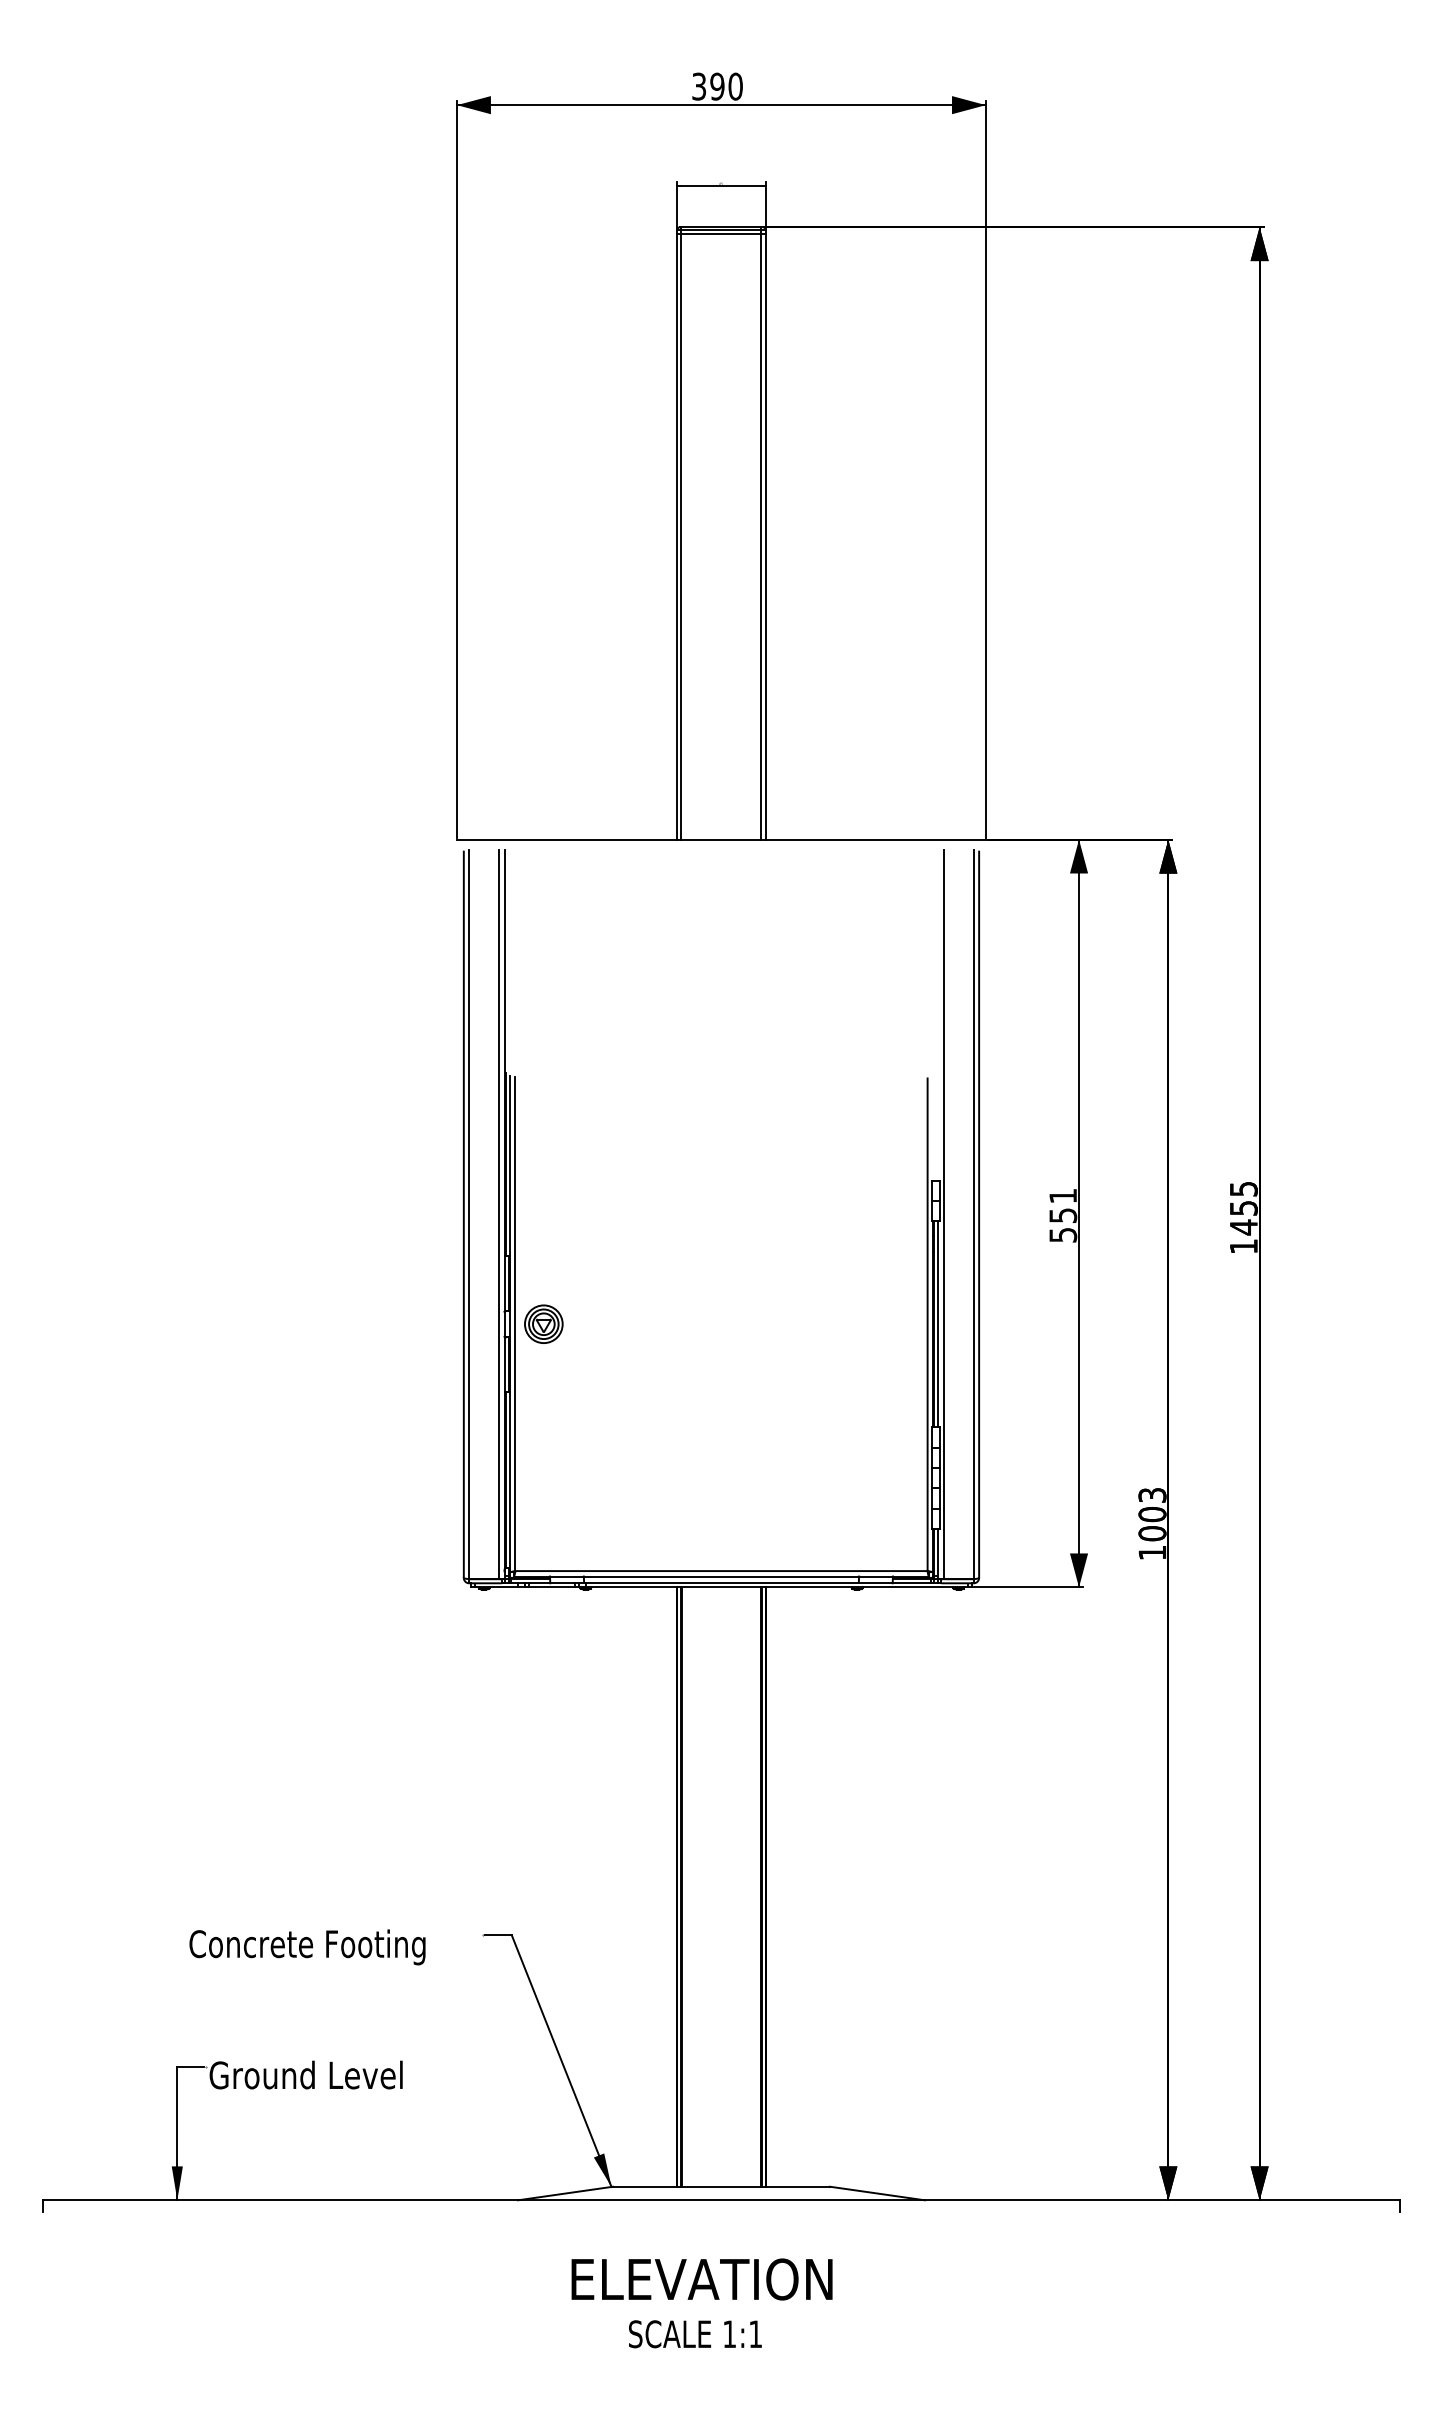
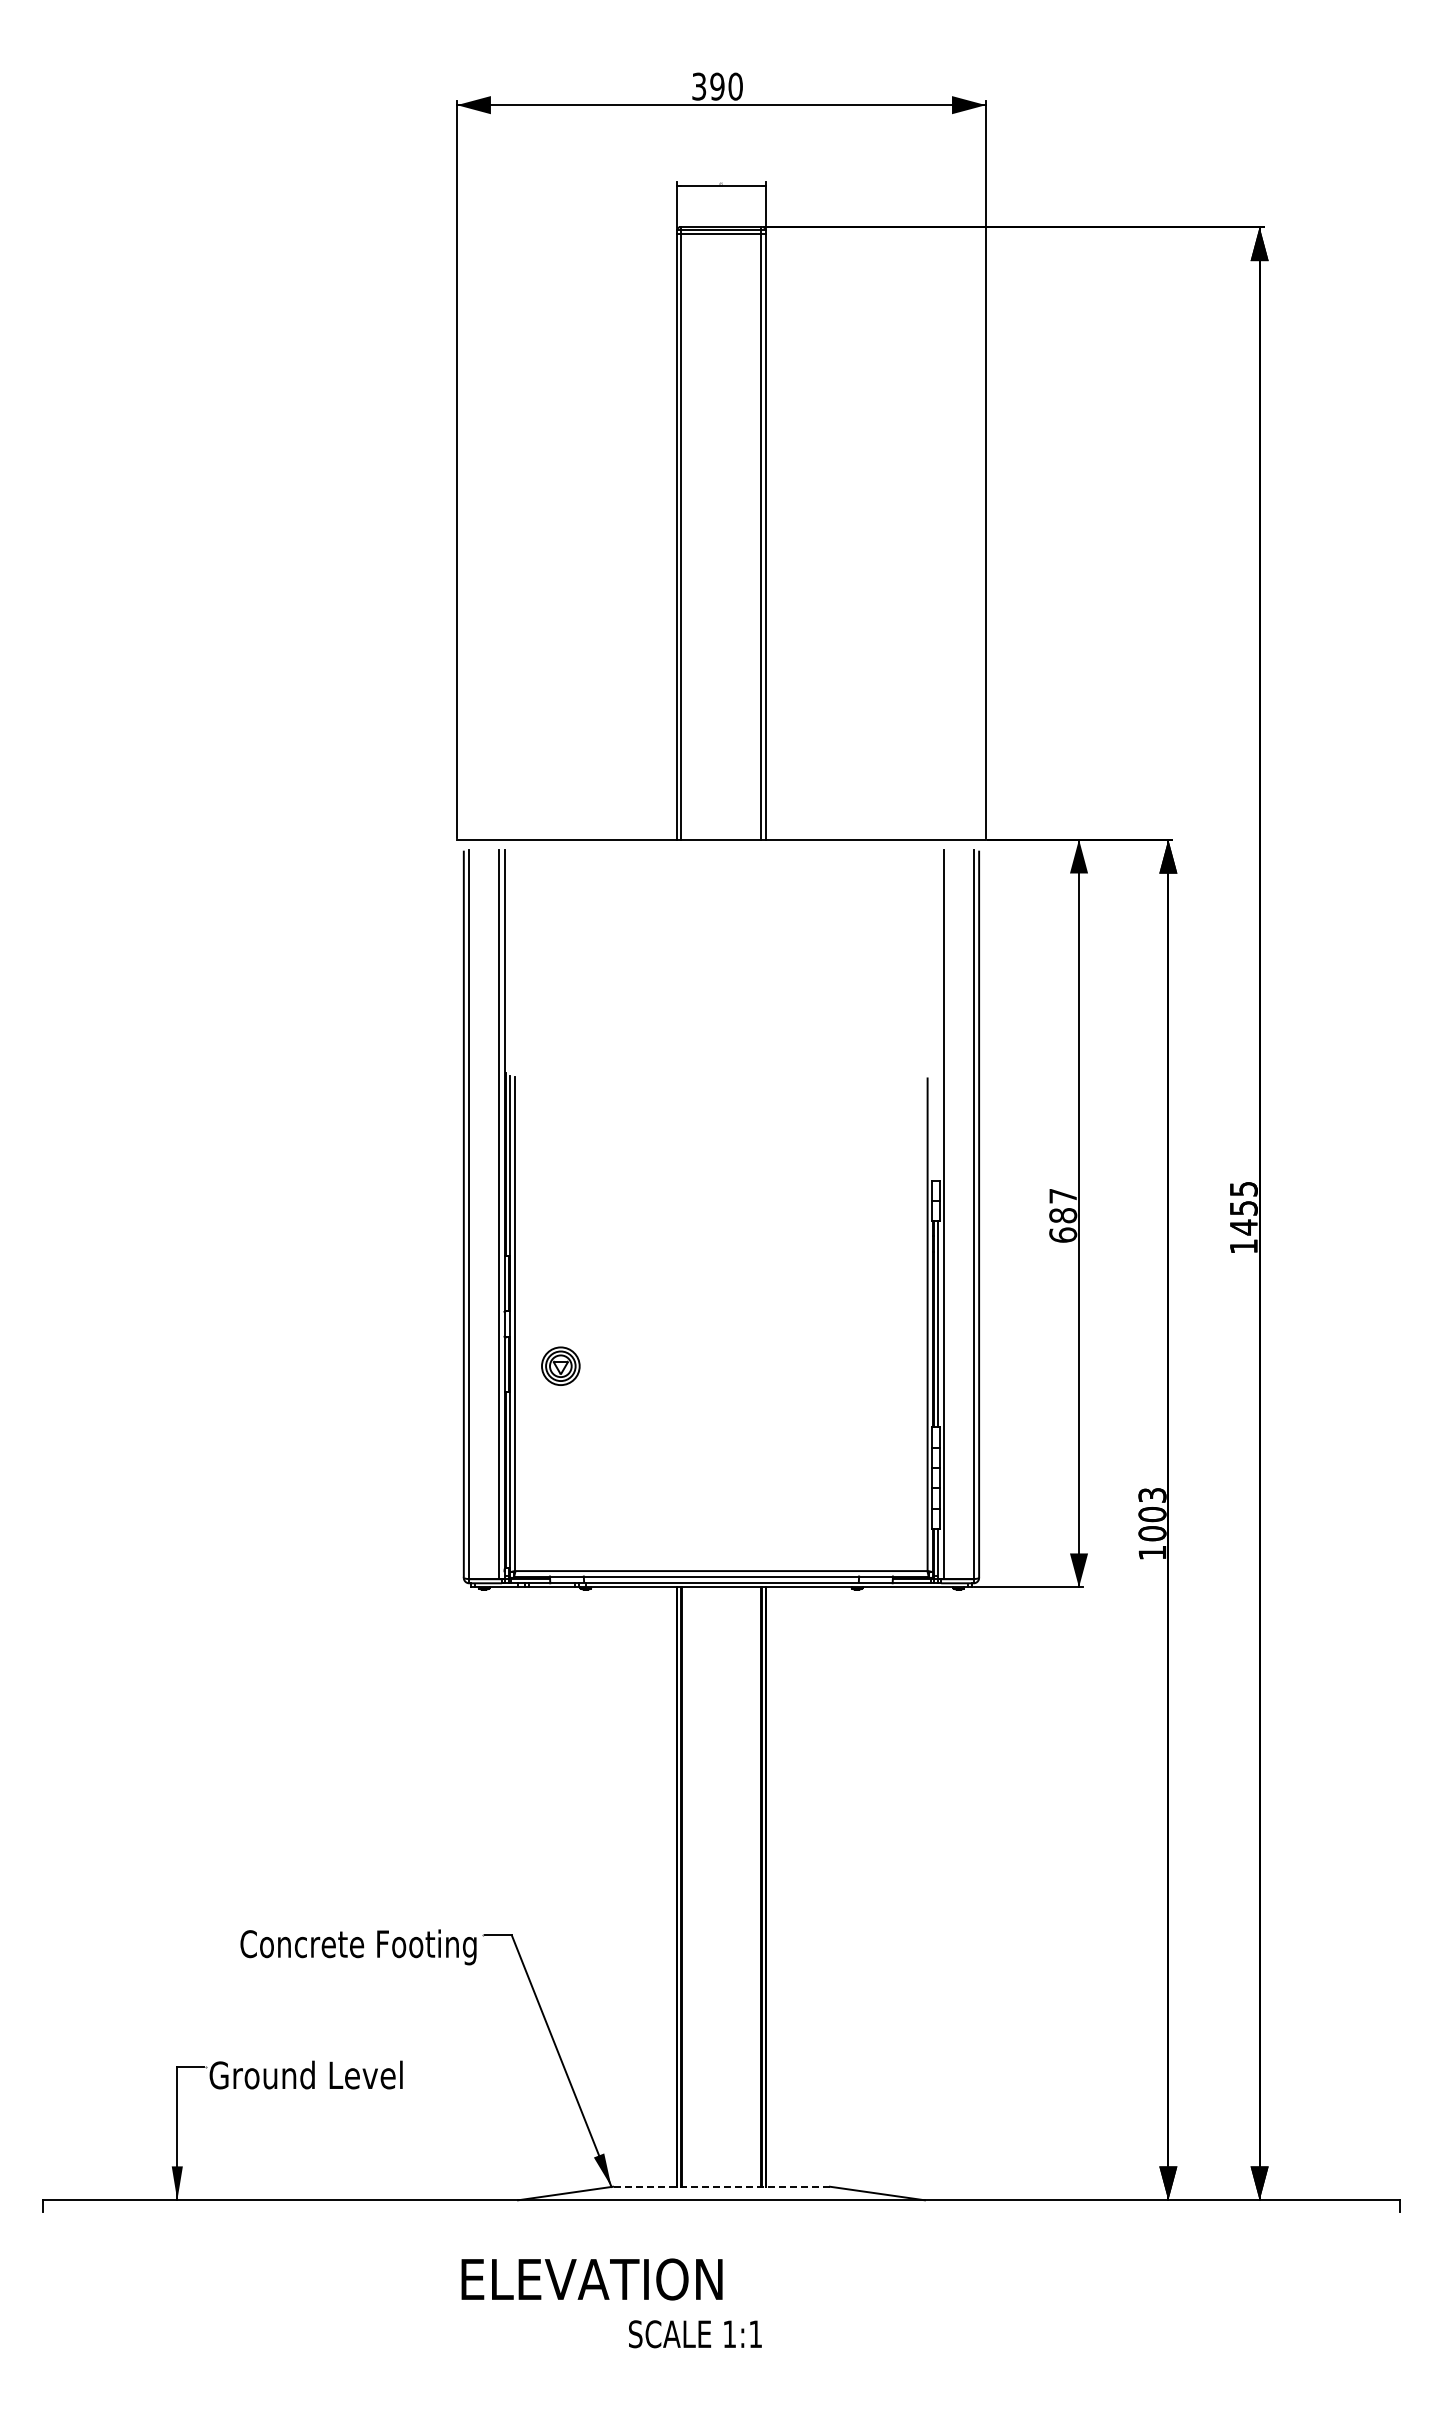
text: 551 -> 687 (1063, 1215)
part position: (543, 1323) -> (560, 1365) (560, 1365)
text position: (307, 1947) -> (358, 1947) (358, 1947)
line: solid -> dashed (721, 2186)
text position: (701, 2279) -> (591, 2279) (591, 2279)
